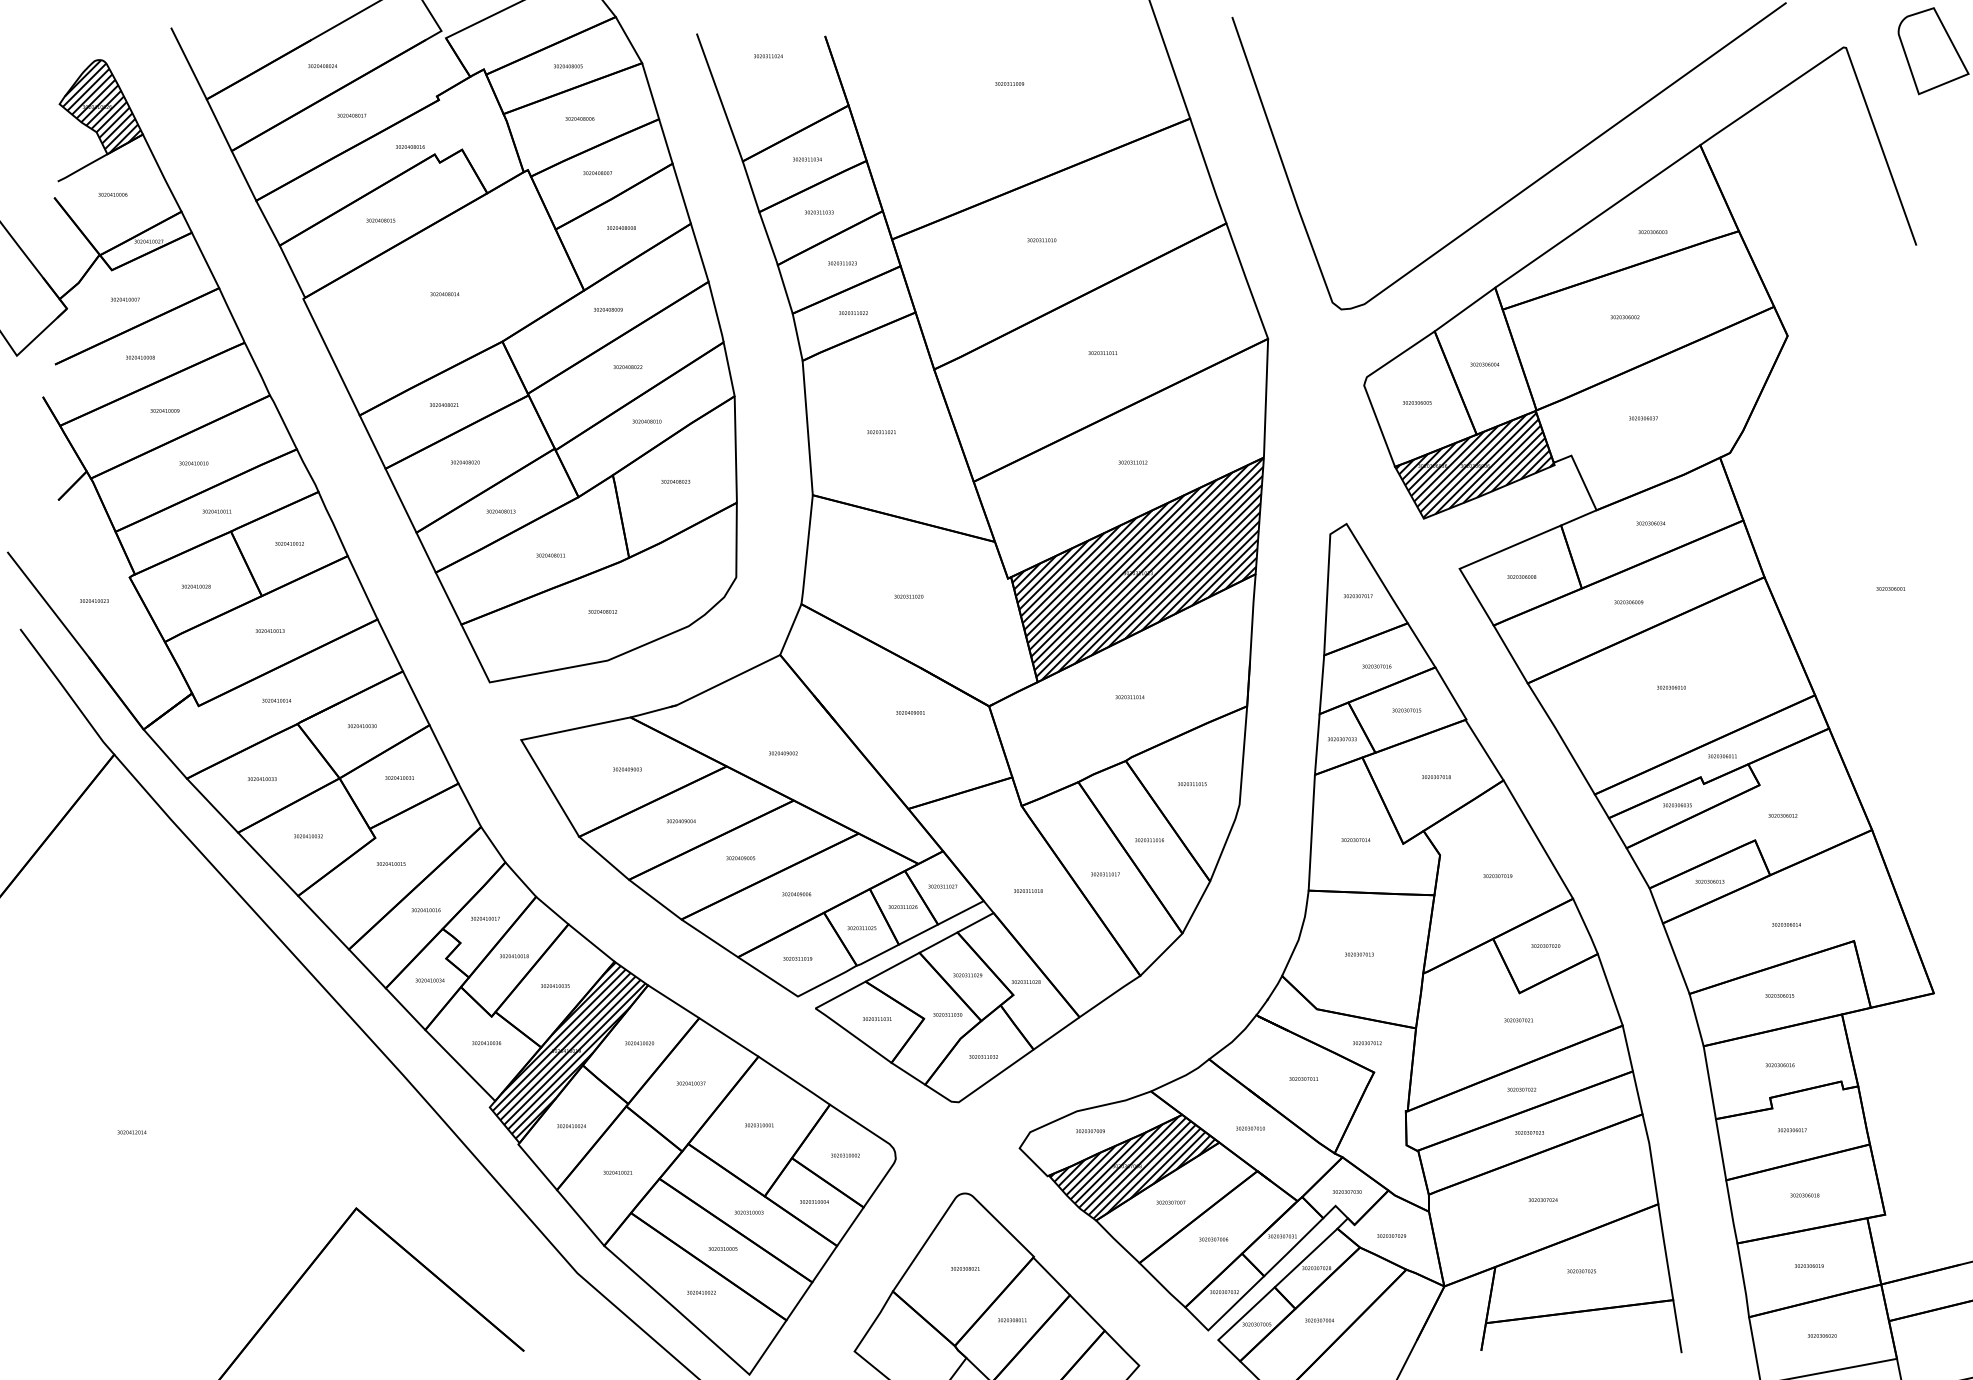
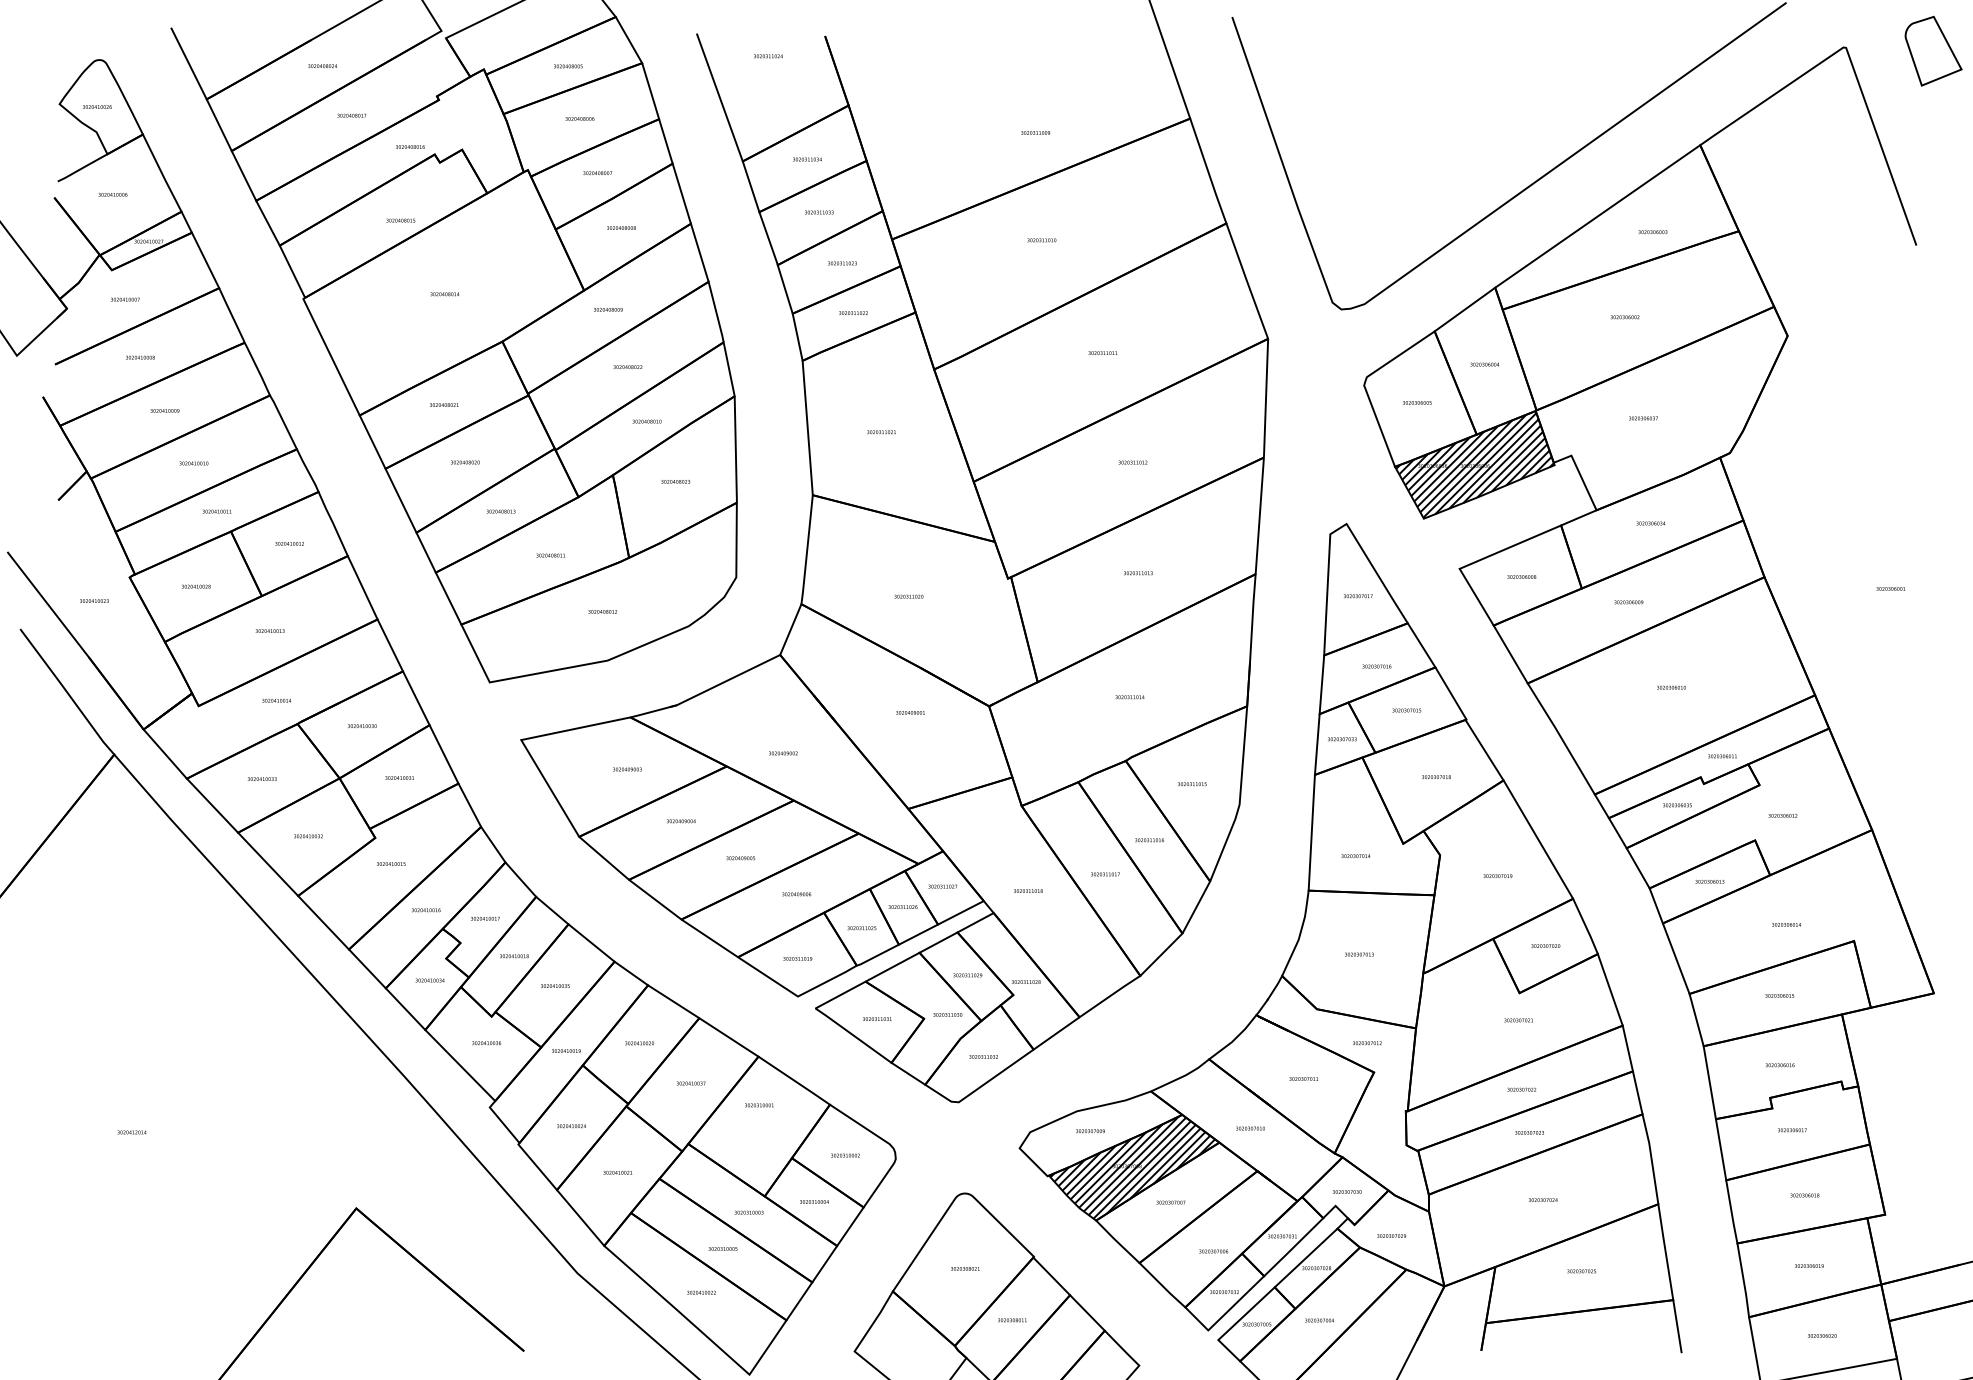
part size: 73x89 px -> 59x71 px (1933, 51)
text position: (1009, 83) -> (1035, 132) (1035, 132)
hatch: present -> none (101, 106)
text position: (380, 220) -> (400, 220) (400, 220)
hatch: present -> none (1137, 568)
text position: (1355, 839) -> (1355, 855) (1355, 855)
hatch: present -> none (568, 1050)
text position: (759, 1125) -> (759, 1105) (759, 1105)
text position: (1213, 1239) -> (1213, 1251) (1213, 1251)
